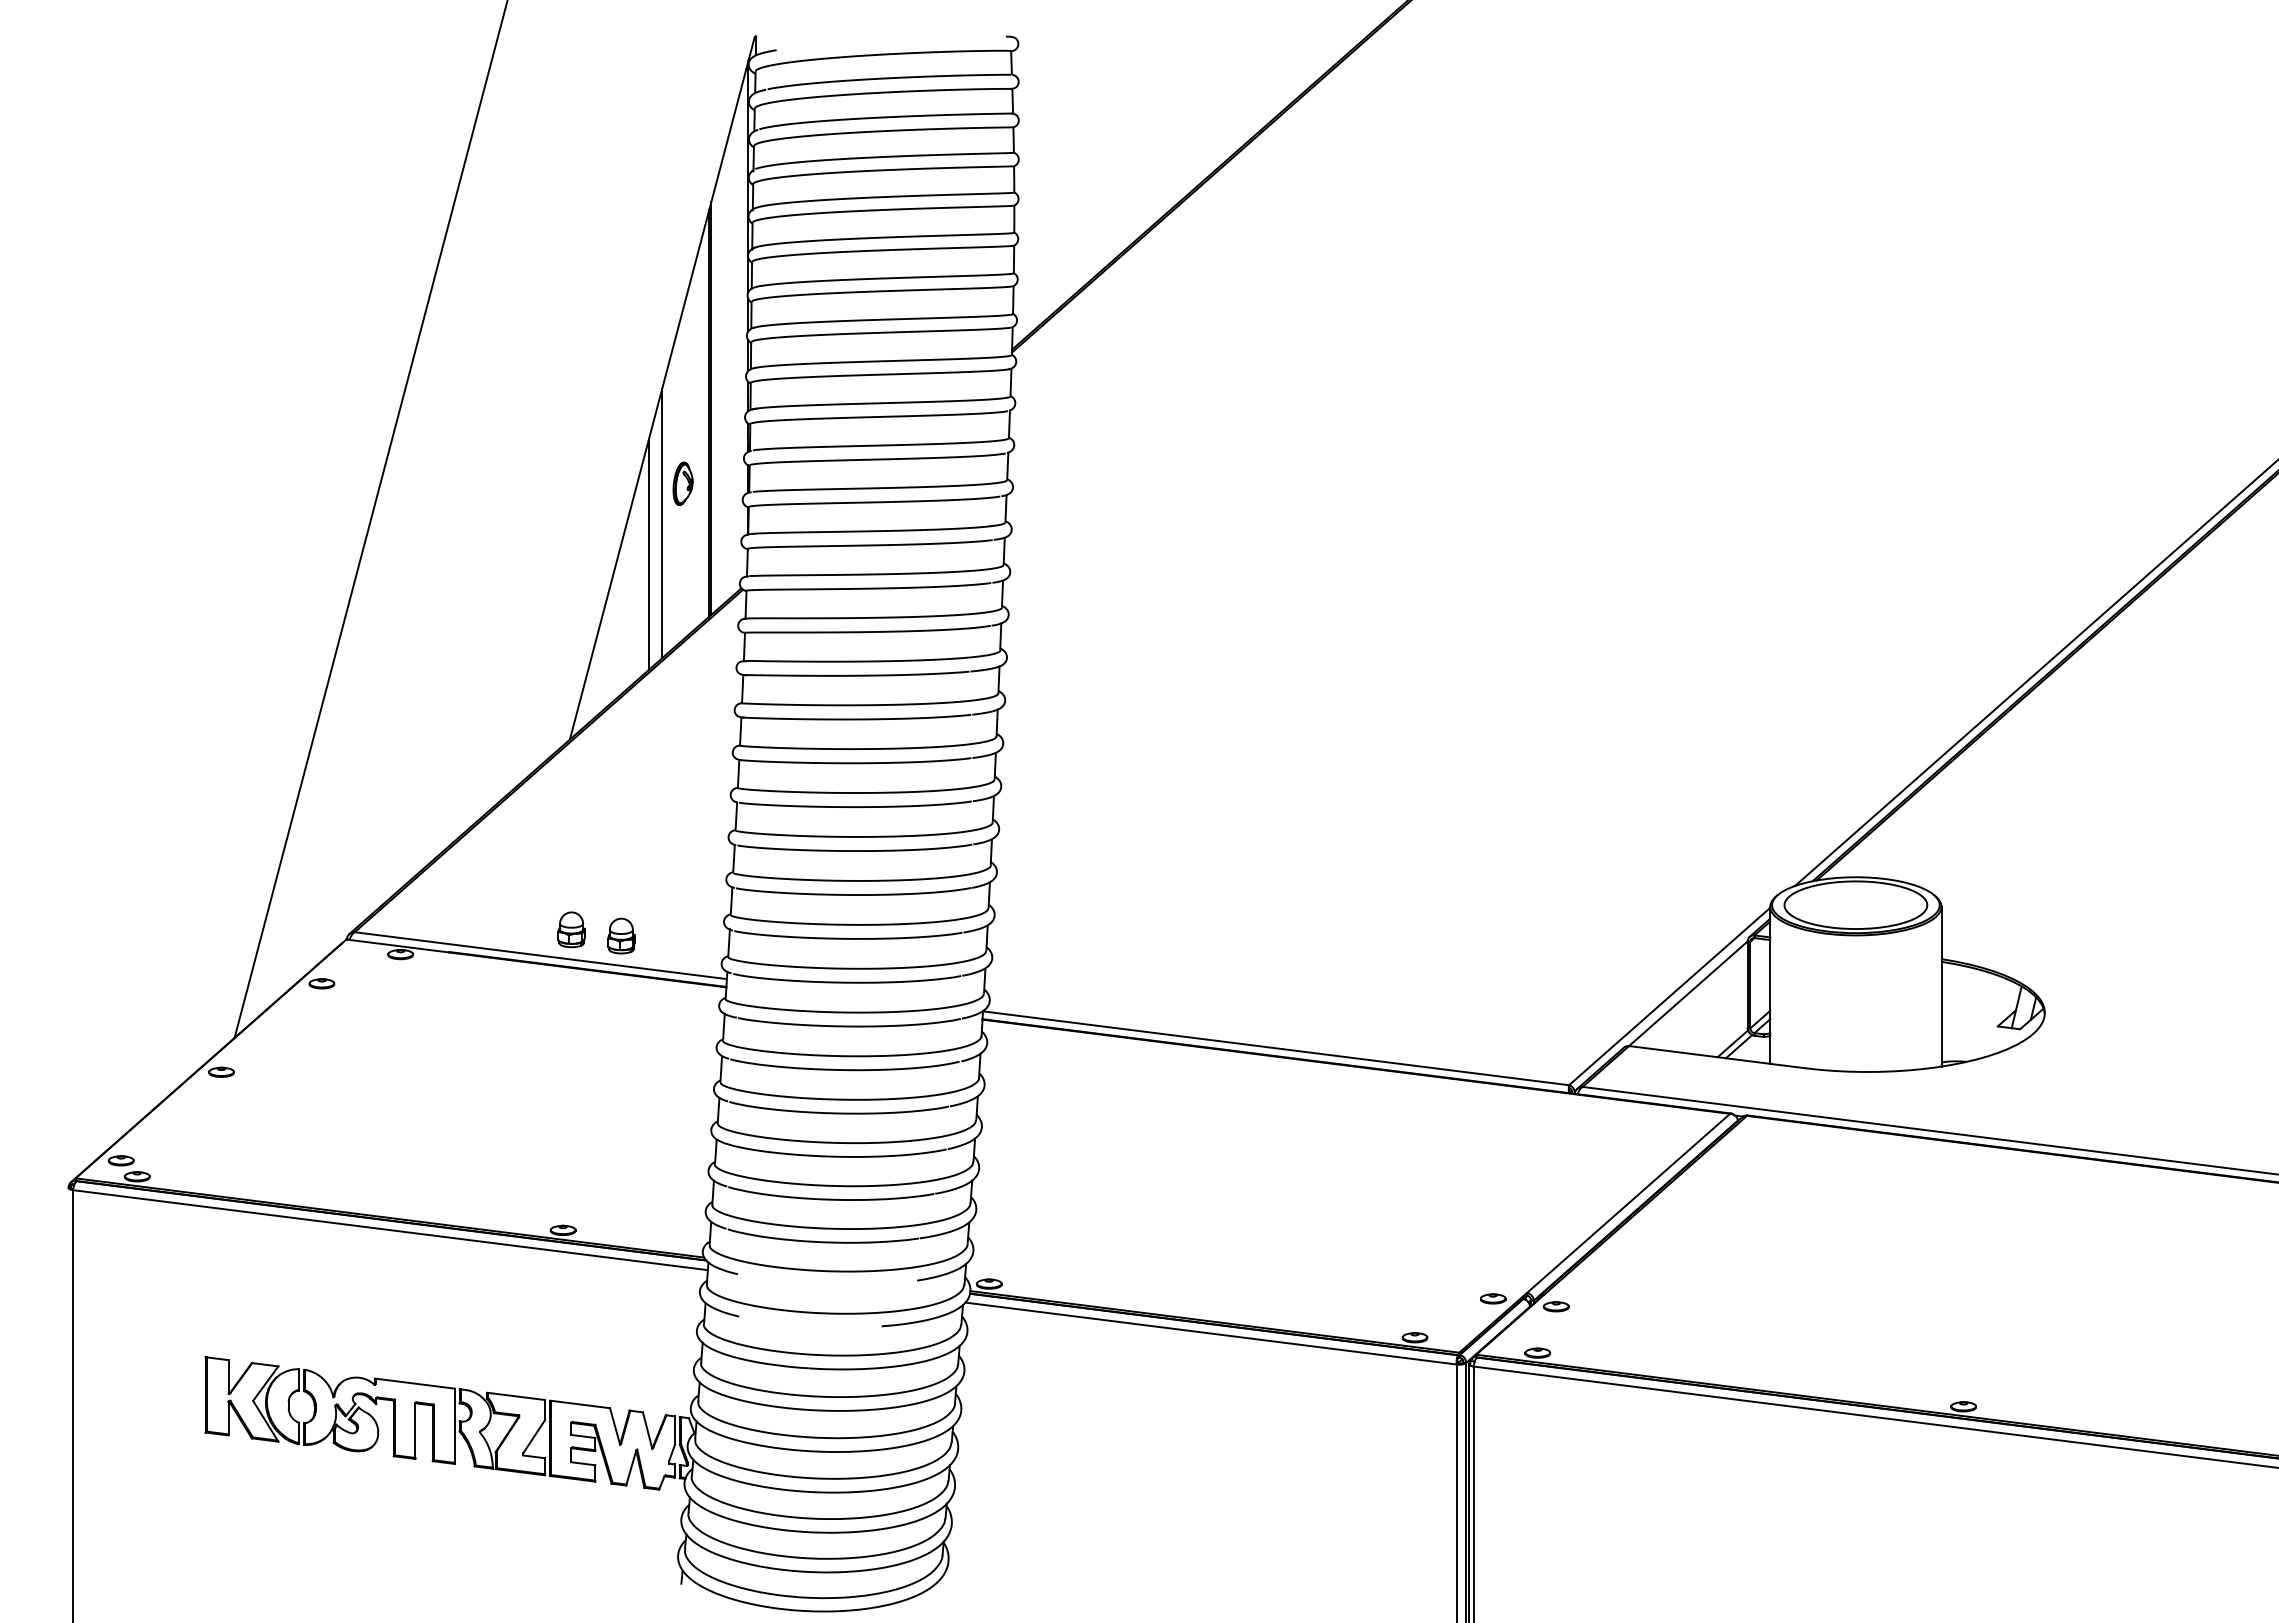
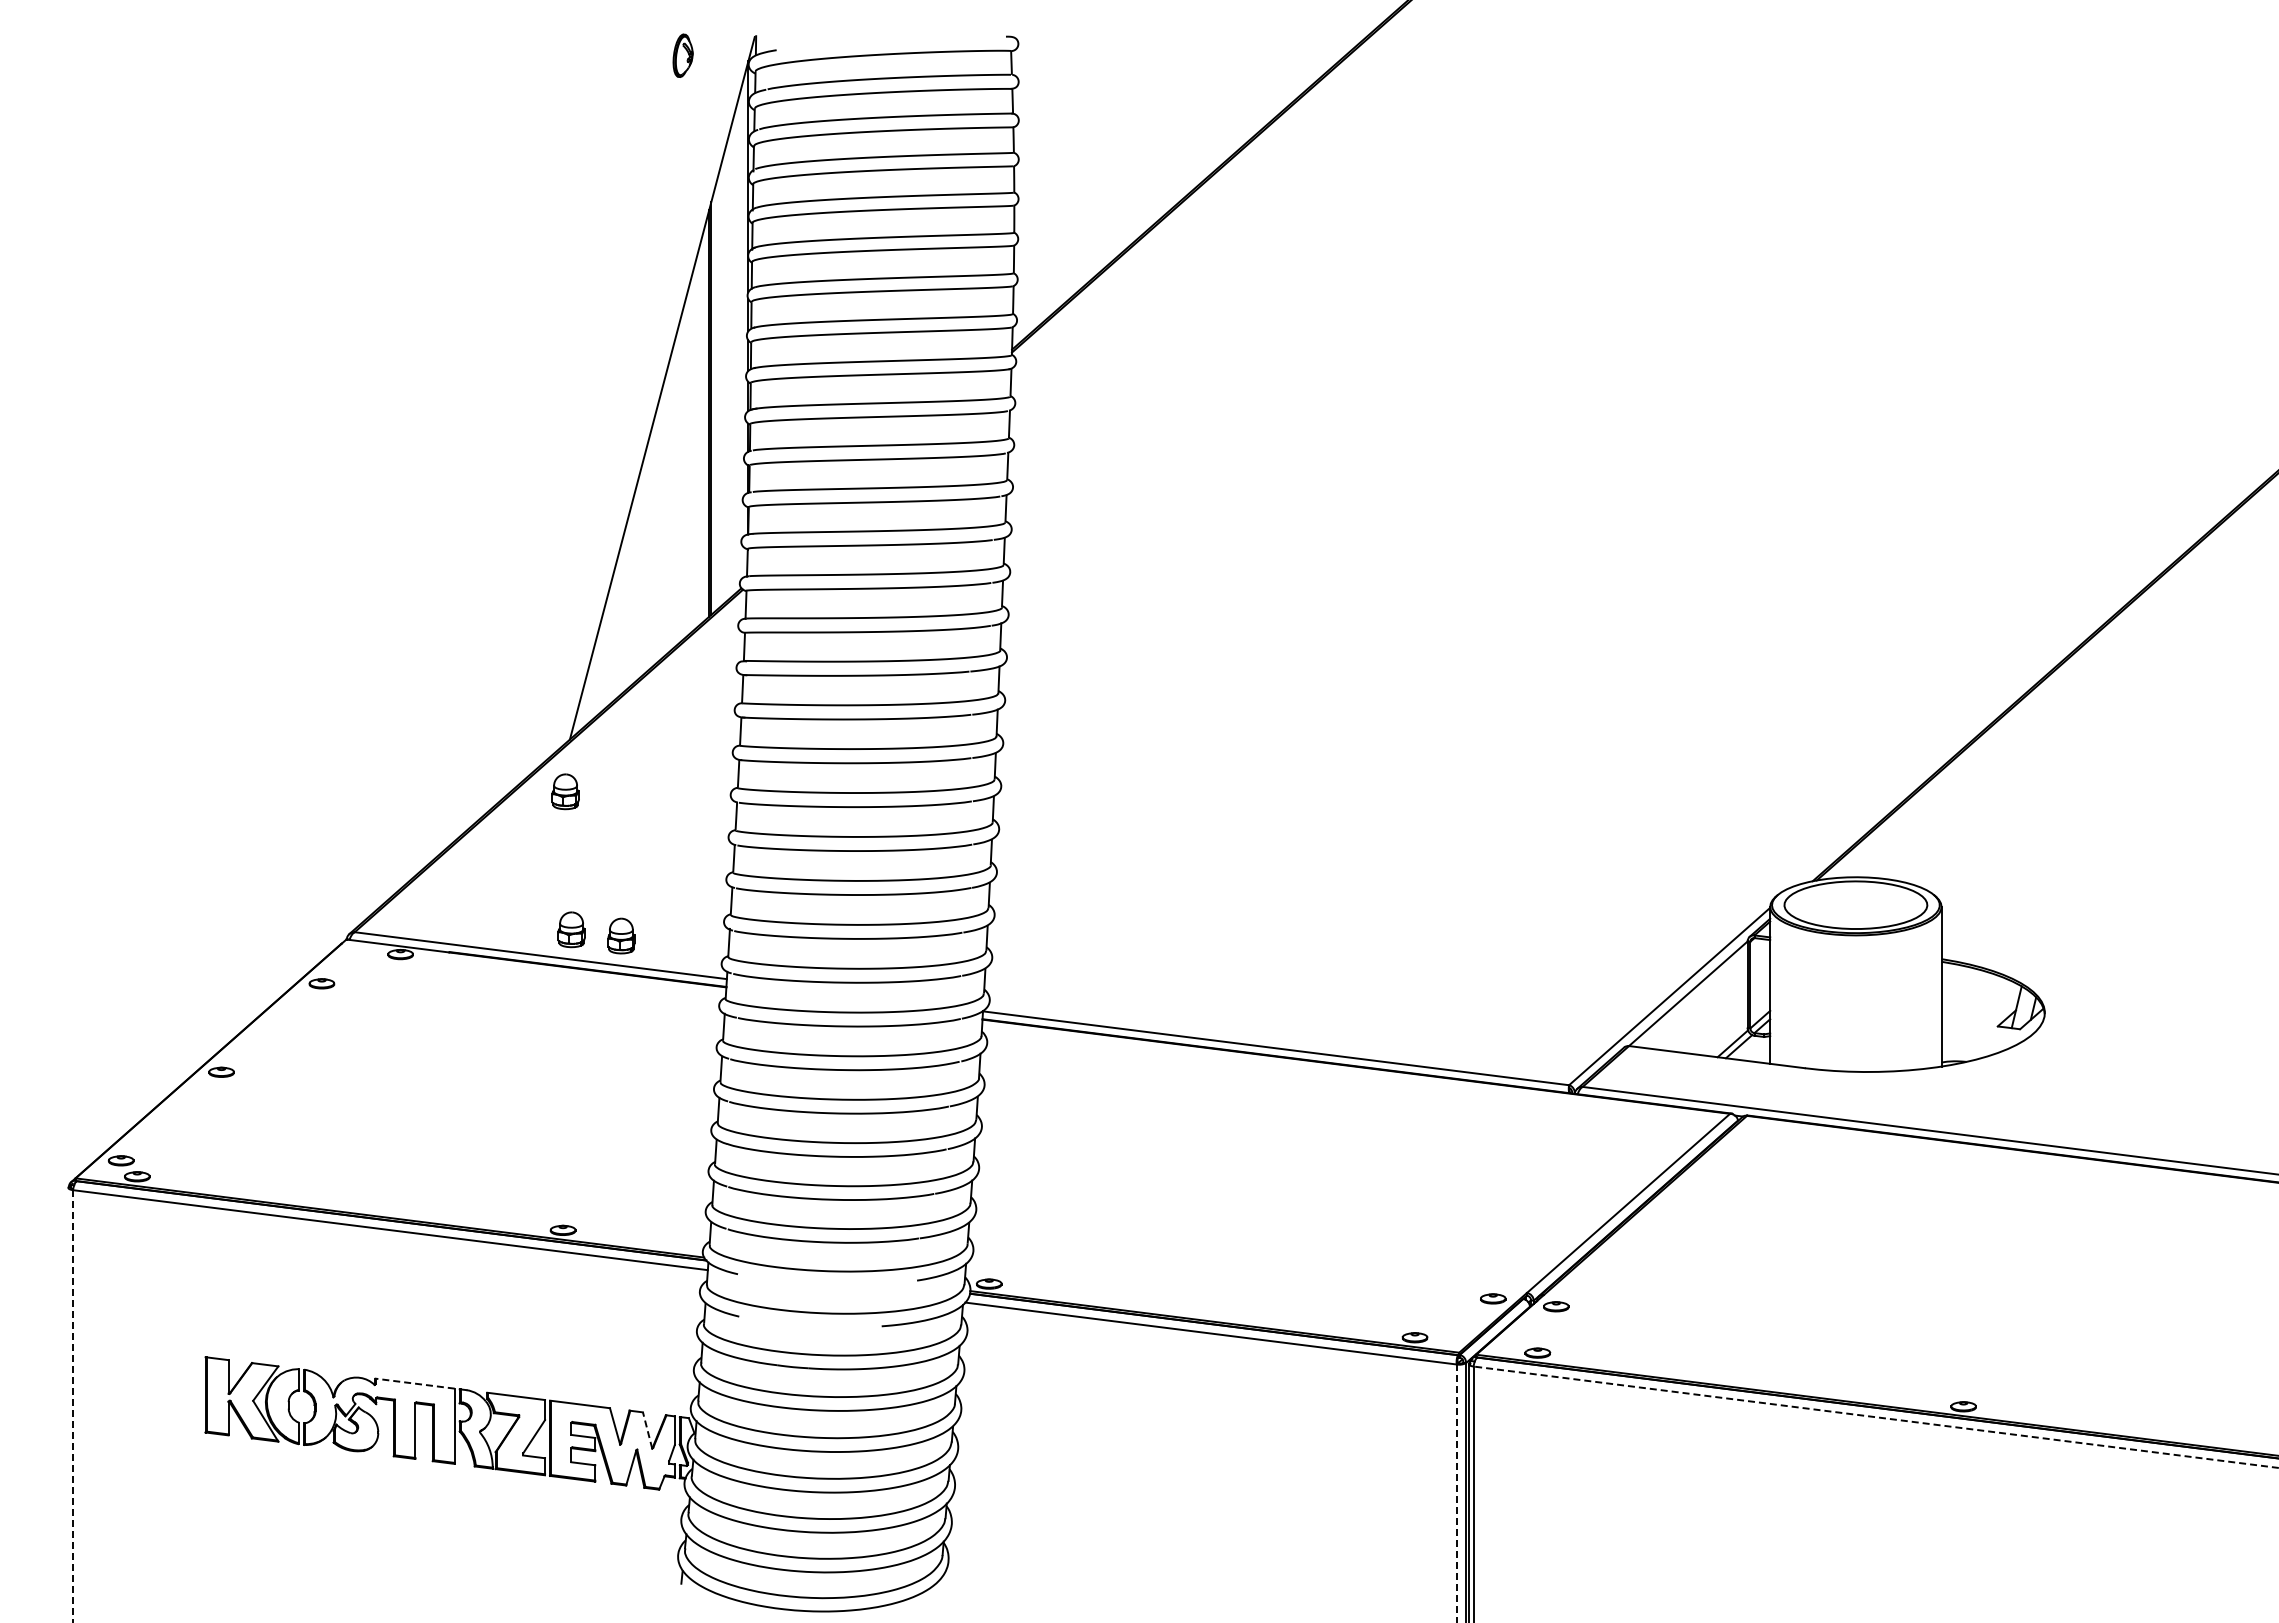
part position: (682, 483) -> (682, 55) (682, 55)
line: present -> none (370, 520)
line: present -> none (662, 523)
line: present -> none (648, 554)
line: present -> none (2035, 673)
part: none -> present (565, 791)
line: solid -> dashed (414, 1383)
line: solid -> dashed (73, 1406)
line: solid -> dashed (1875, 1417)
line: solid -> dashed (647, 1430)
line: solid -> dashed (1456, 1493)
